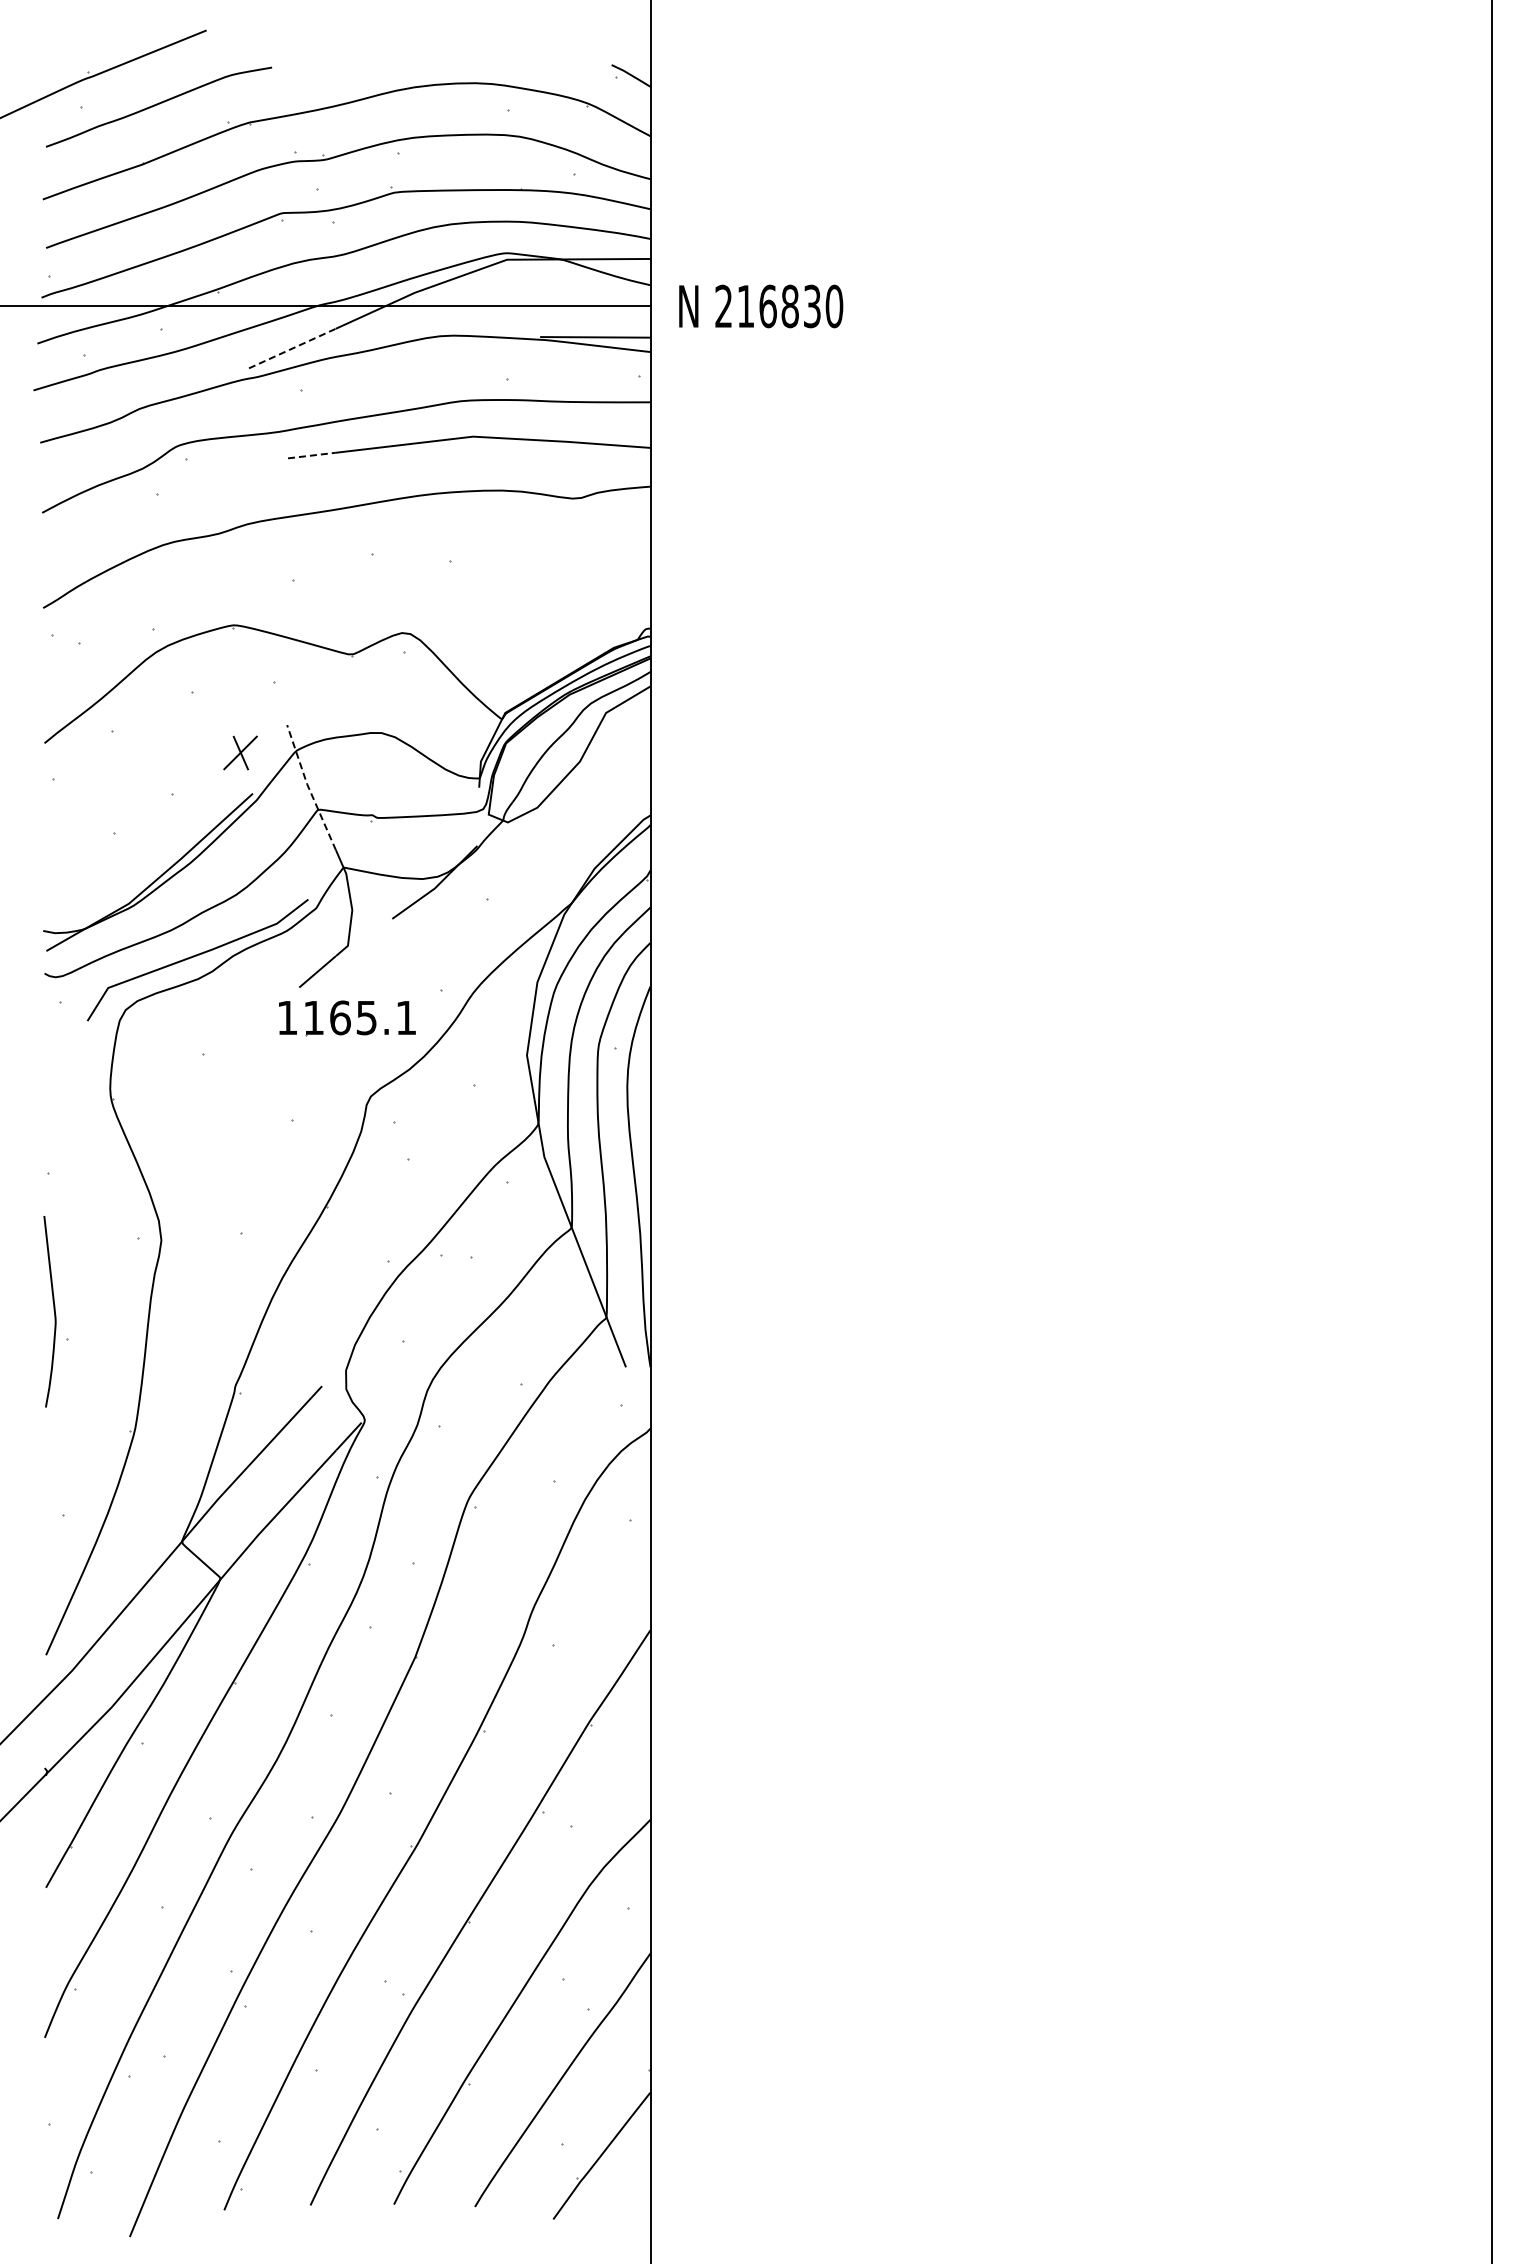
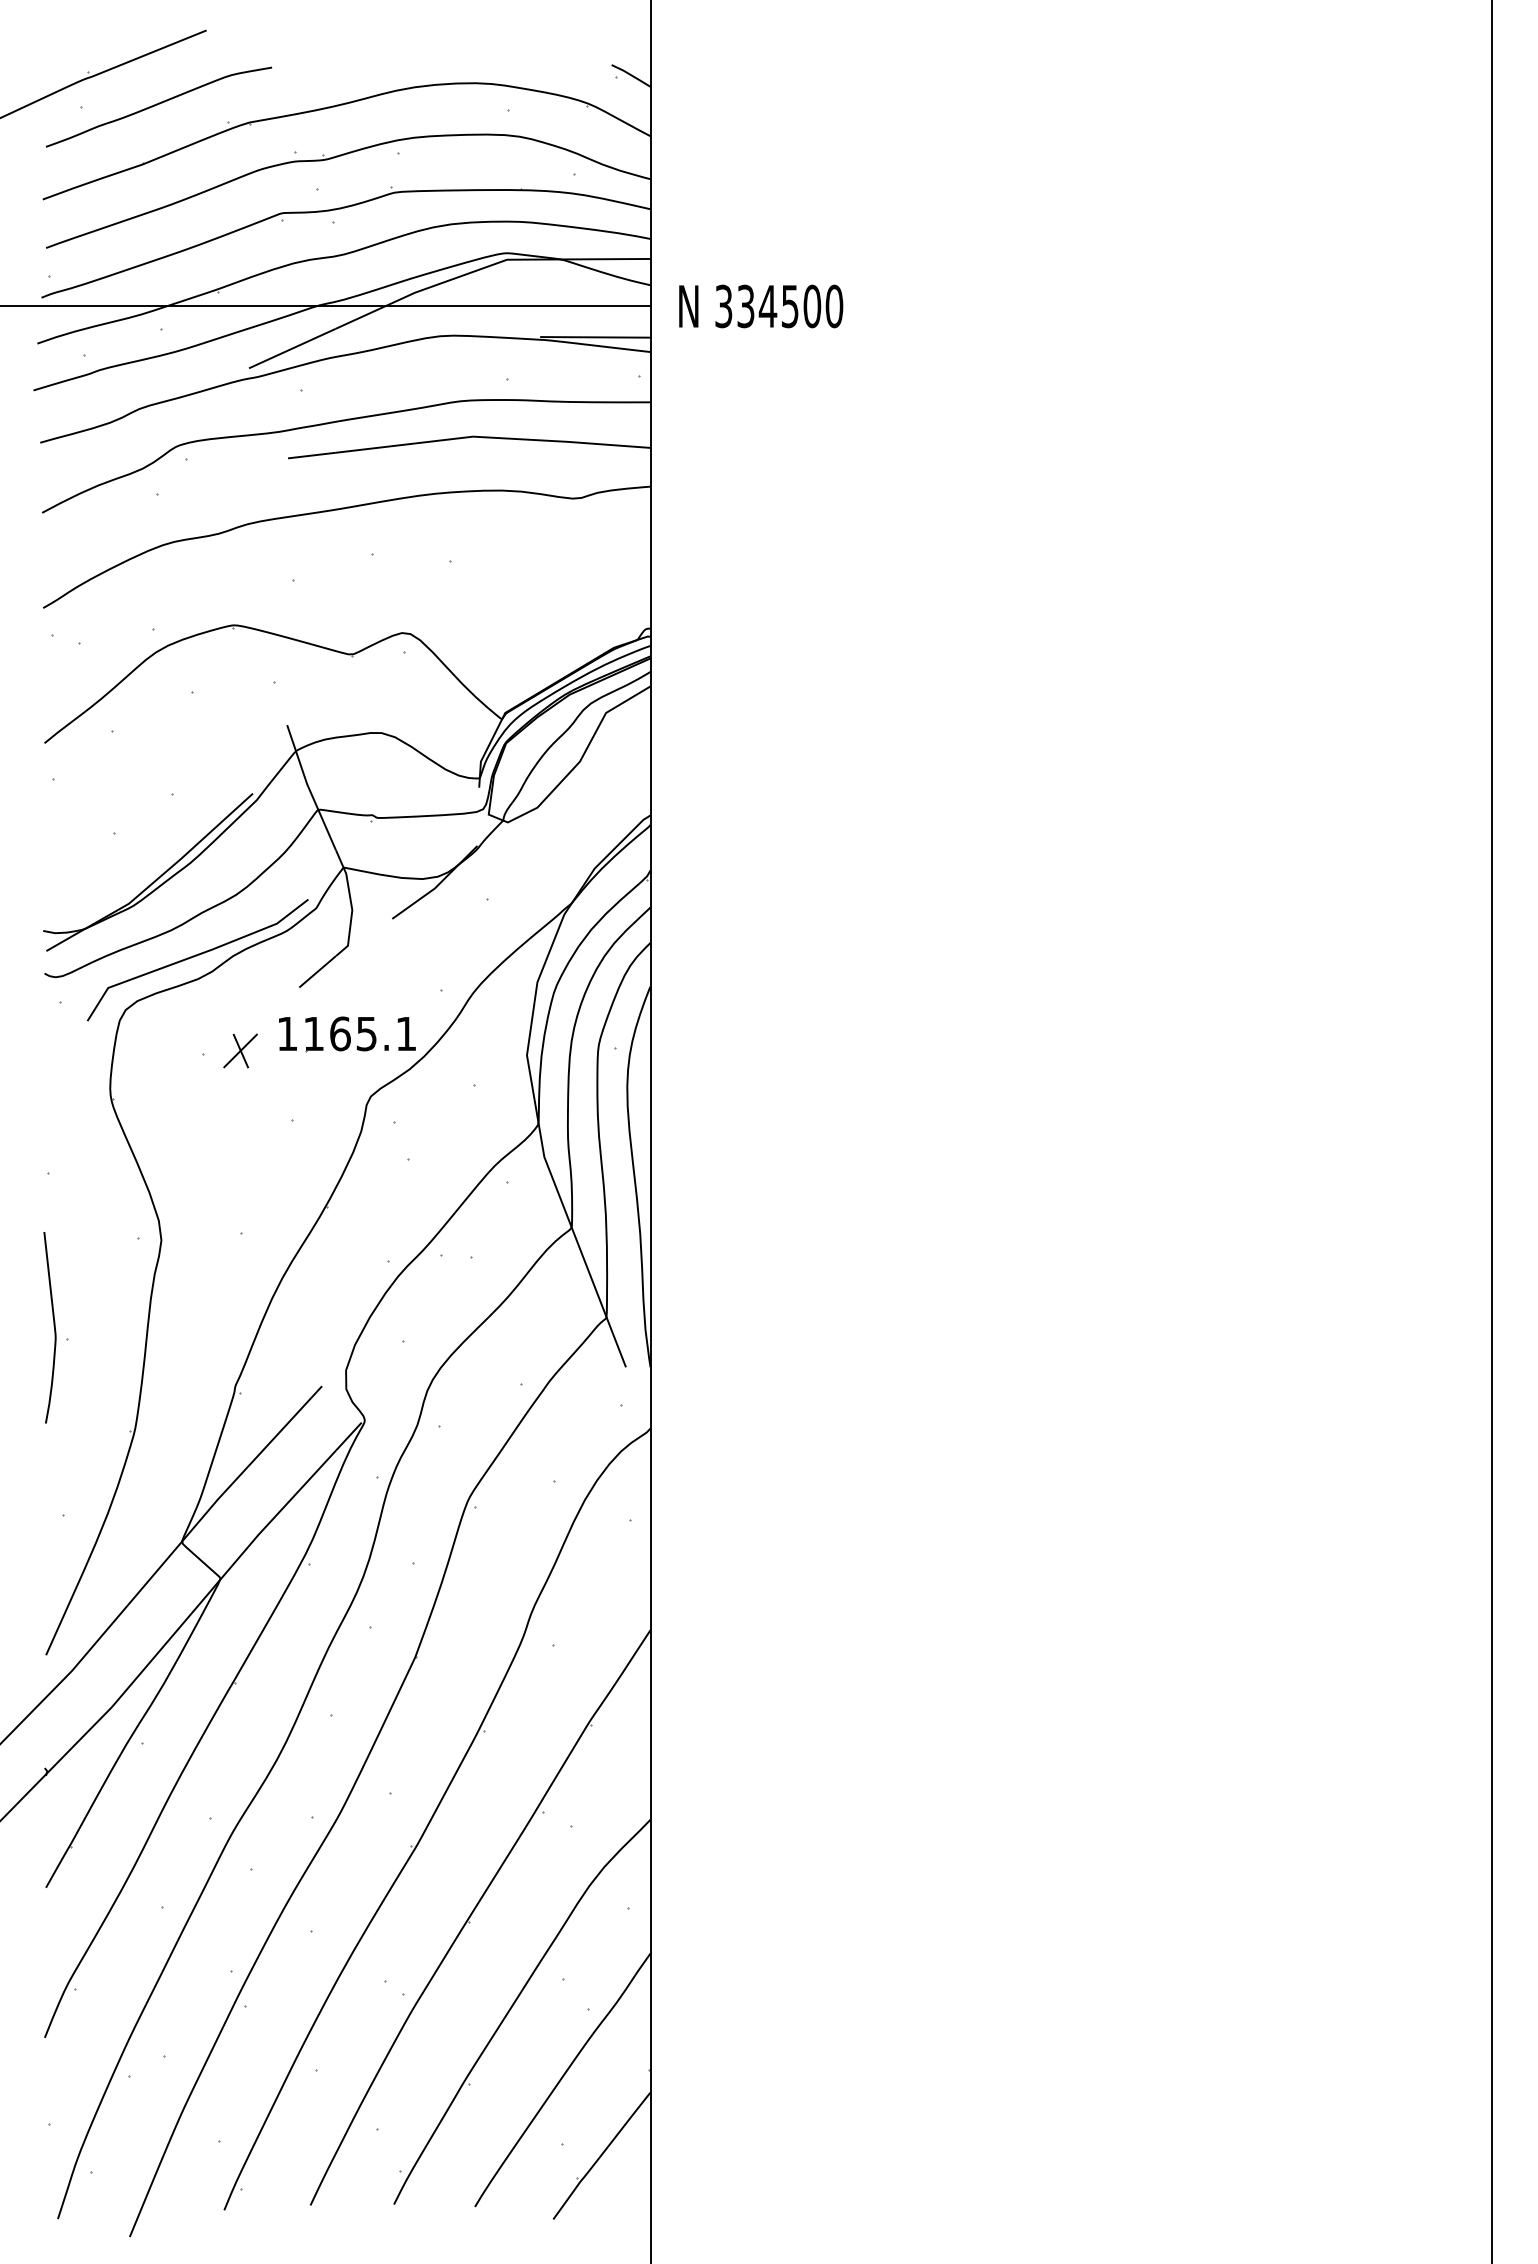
text: 216830 -> 334500 (768, 306)
line: dashed -> solid (292, 348)
line: dashed -> solid (312, 455)
part position: (240, 752) -> (240, 1050) (240, 1050)
line: dashed -> solid (308, 787)
part position: (347, 1018) -> (347, 1034) (347, 1034)
curve position: (53, 1310) -> (53, 1326) (53, 1326)
